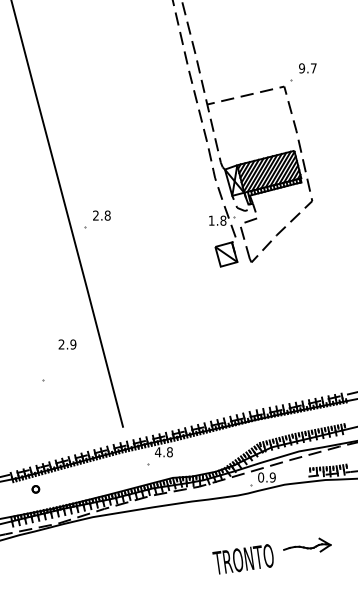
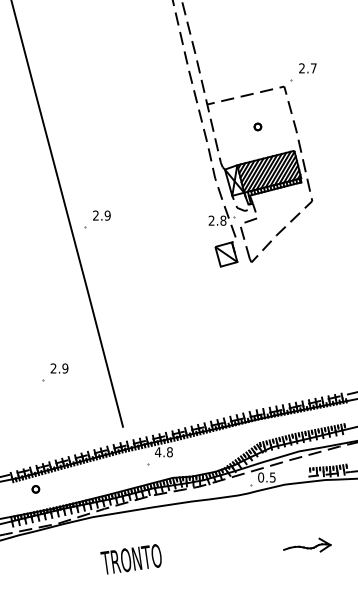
text: 9.7 -> 2.7 (302, 68)
part: none -> present (257, 126)
text: 2.8 -> 2.9 (107, 215)
text: 1.8 -> 2.8 (211, 220)
text position: (67, 344) -> (59, 368) (59, 368)
text: 0.9 -> 0.5 (272, 477)
text position: (242, 559) -> (130, 559) (130, 559)
